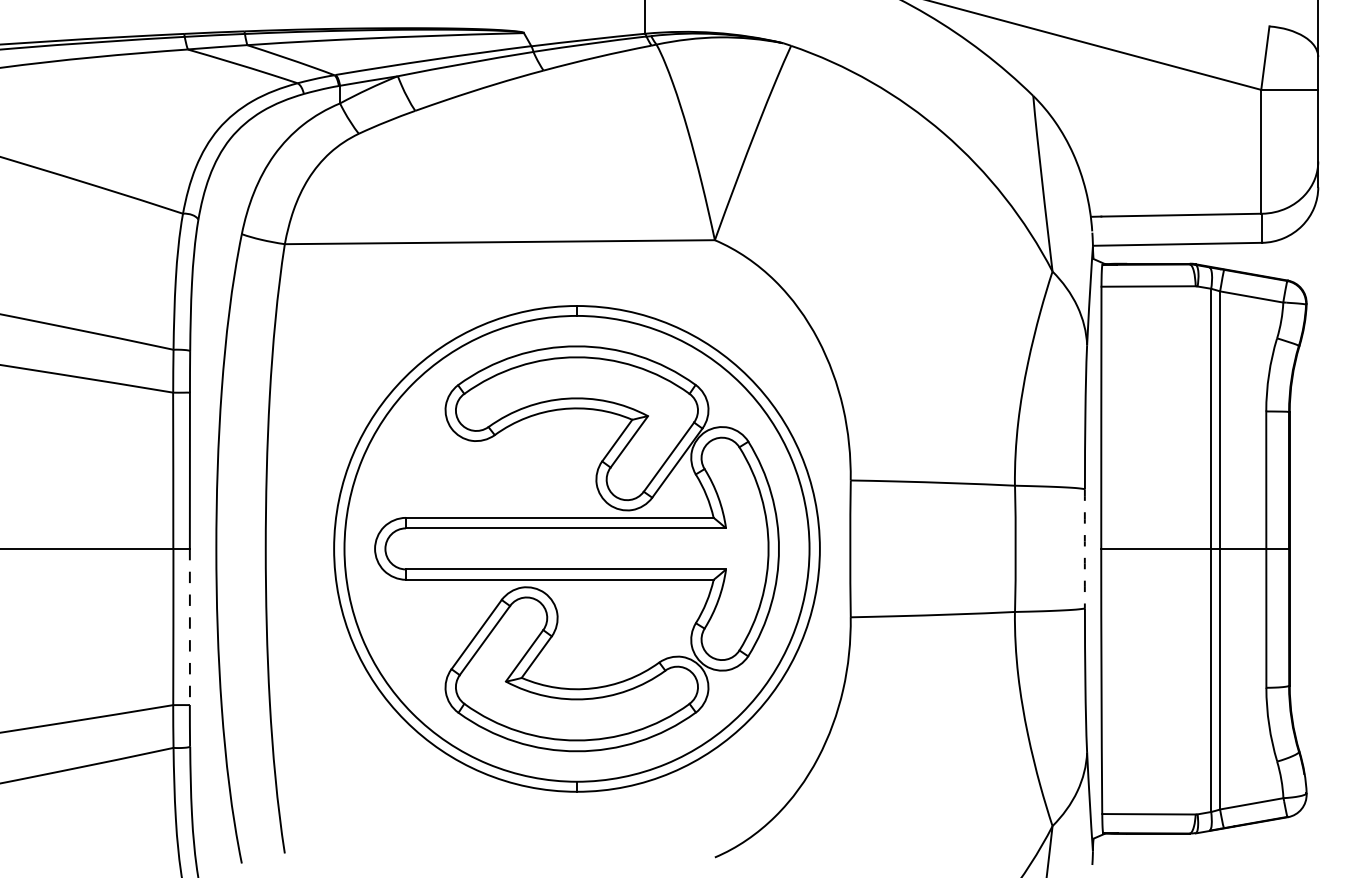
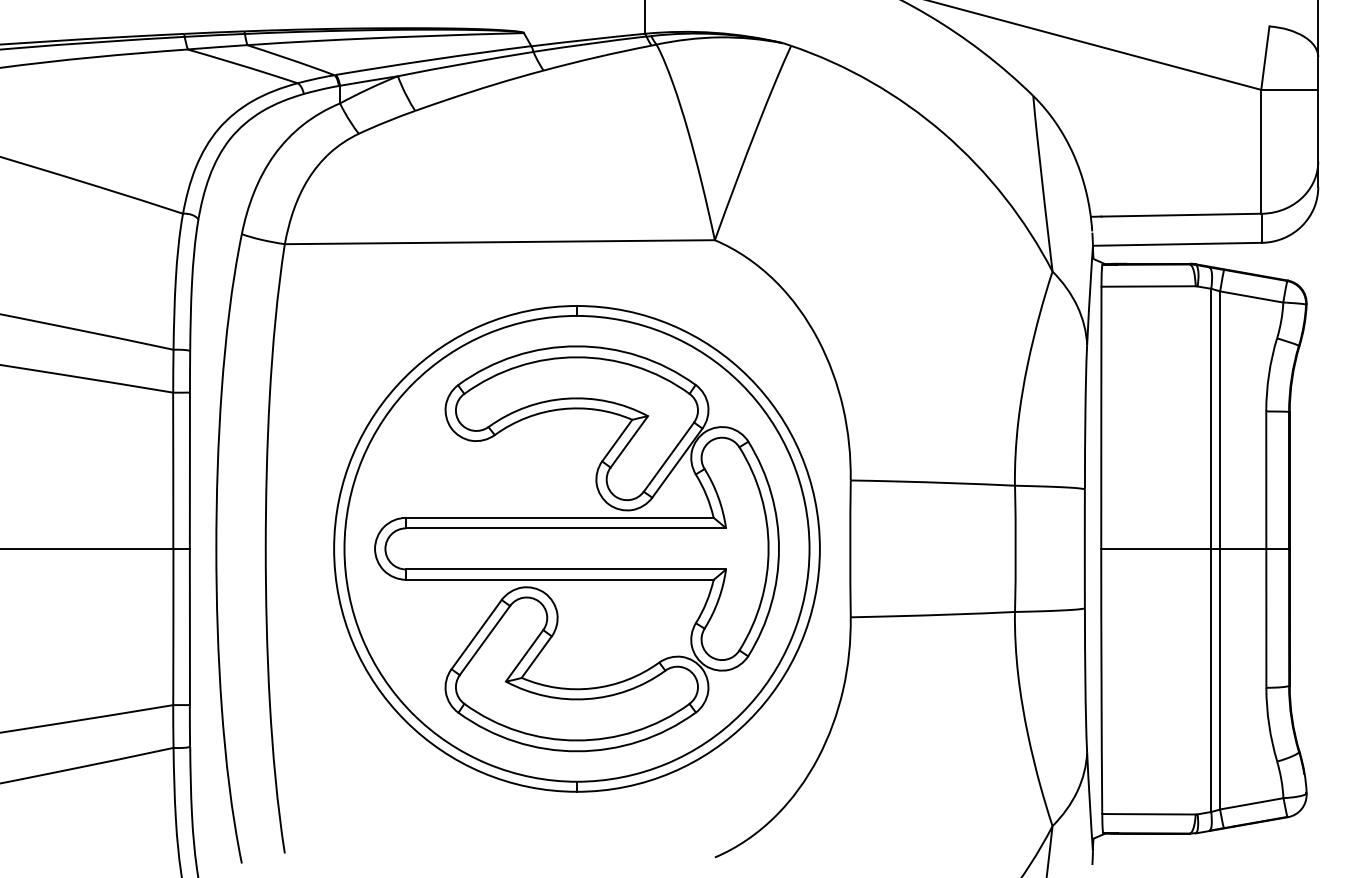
arc: dashed -> solid (1084, 548)
line: dashed -> solid (189, 627)
